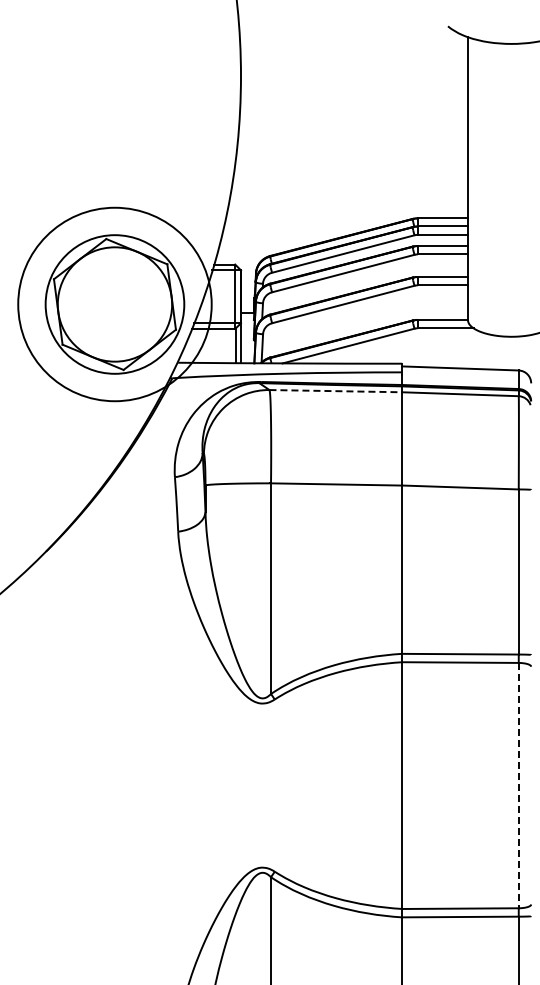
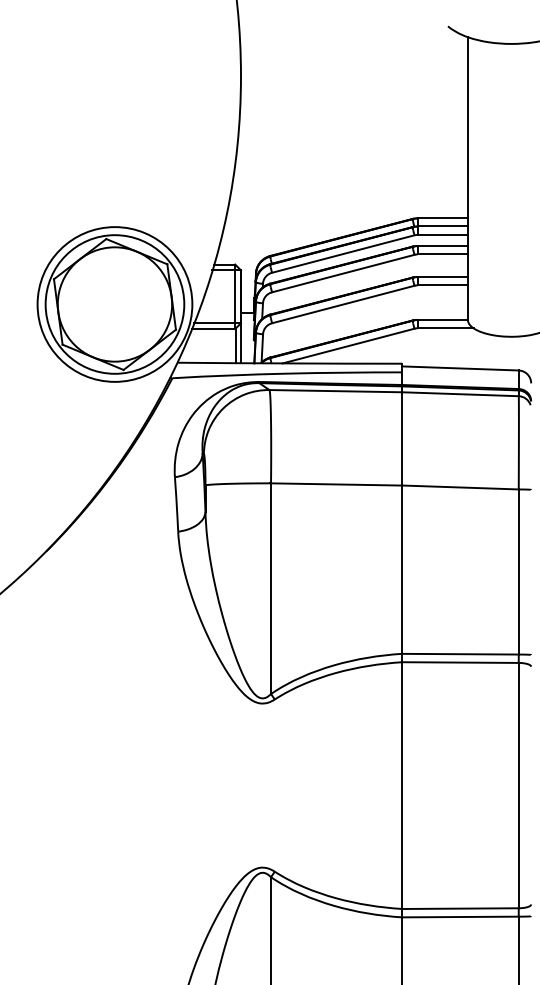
circle diameter: 193 px -> 155 px (114, 304)
line: dashed -> solid (336, 391)
line: dashed -> solid (518, 785)
